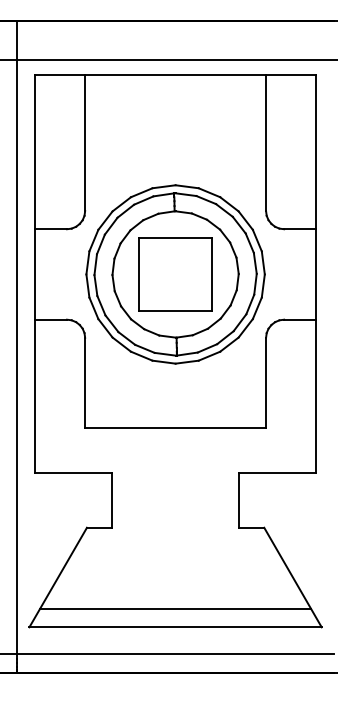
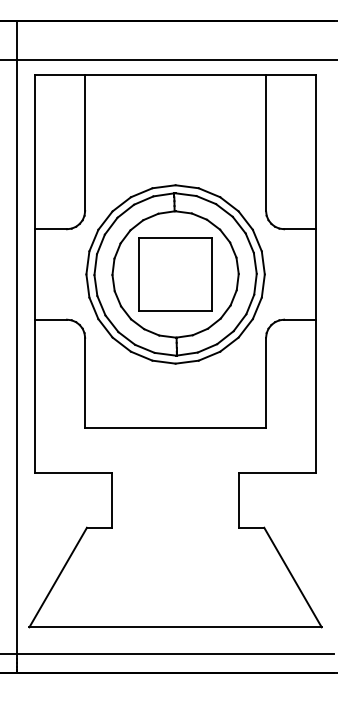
line: present -> none (175, 609)
